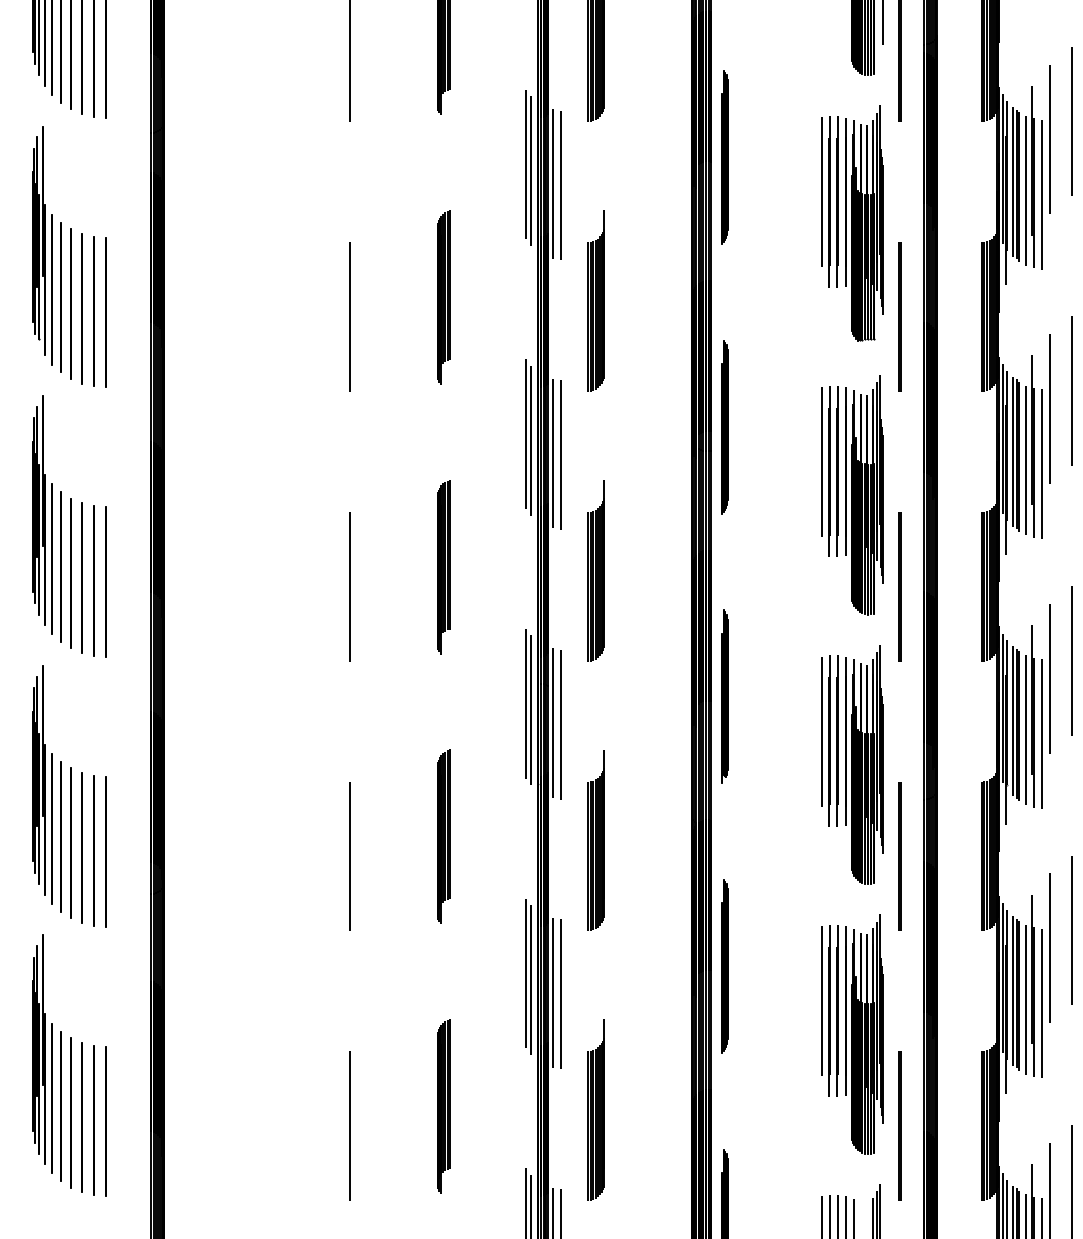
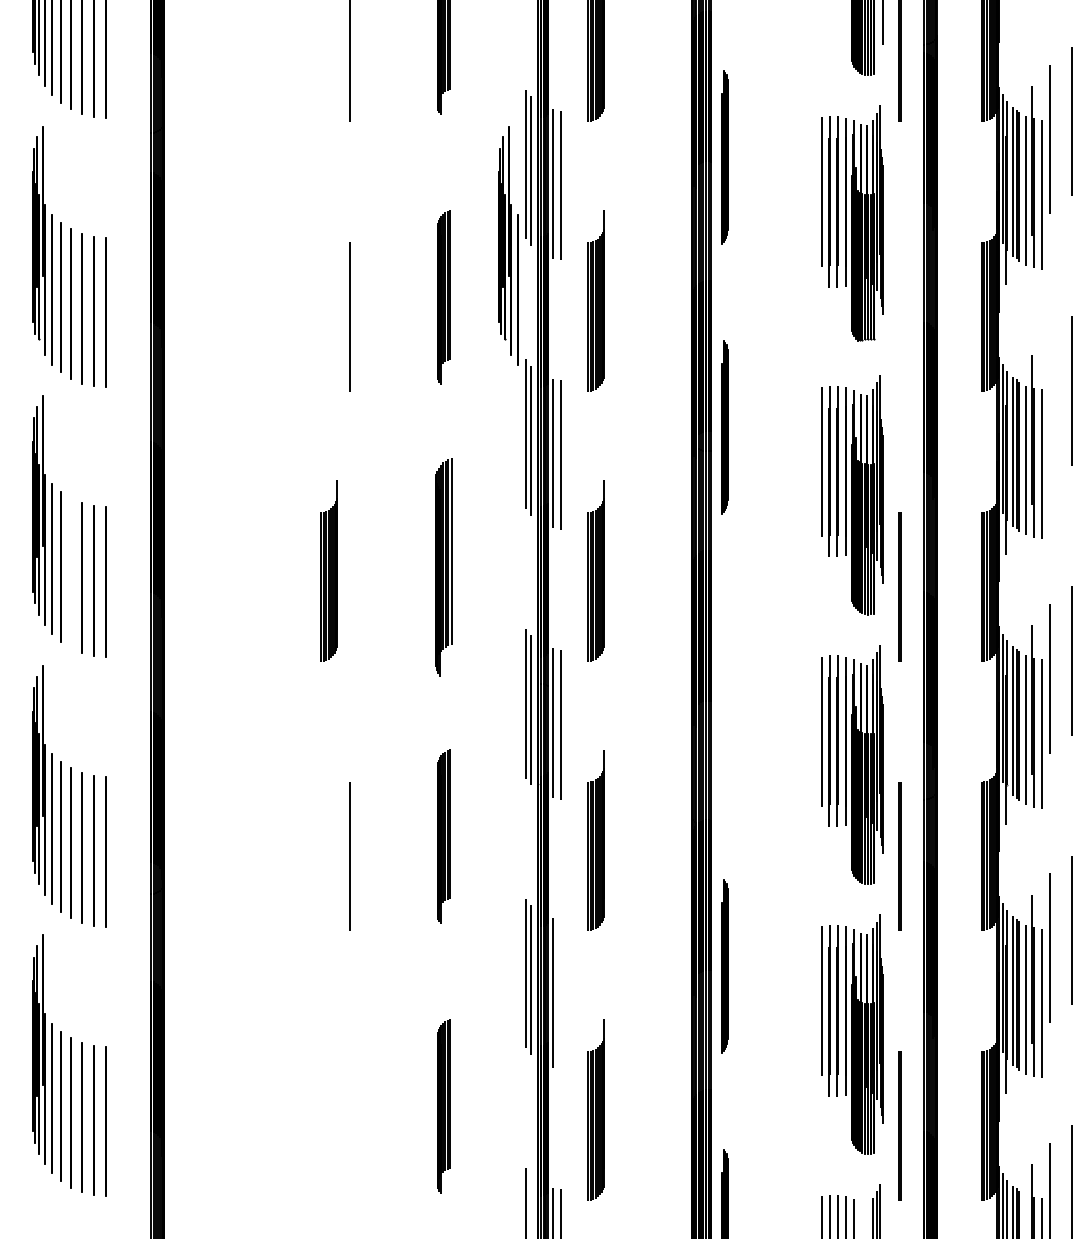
part: none -> present (508, 245)
line: present -> none (899, 316)
line: present -> none (1050, 409)
part size: 14x175 px -> 18x219 px (443, 567)
part: none -> present (328, 570)
line: present -> none (70, 573)
line: present -> none (349, 586)
part: present -> none (724, 696)
line: present -> none (561, 994)
line: present -> none (349, 1126)
line: present -> none (531, 1204)
line: present -> none (1026, 1214)
